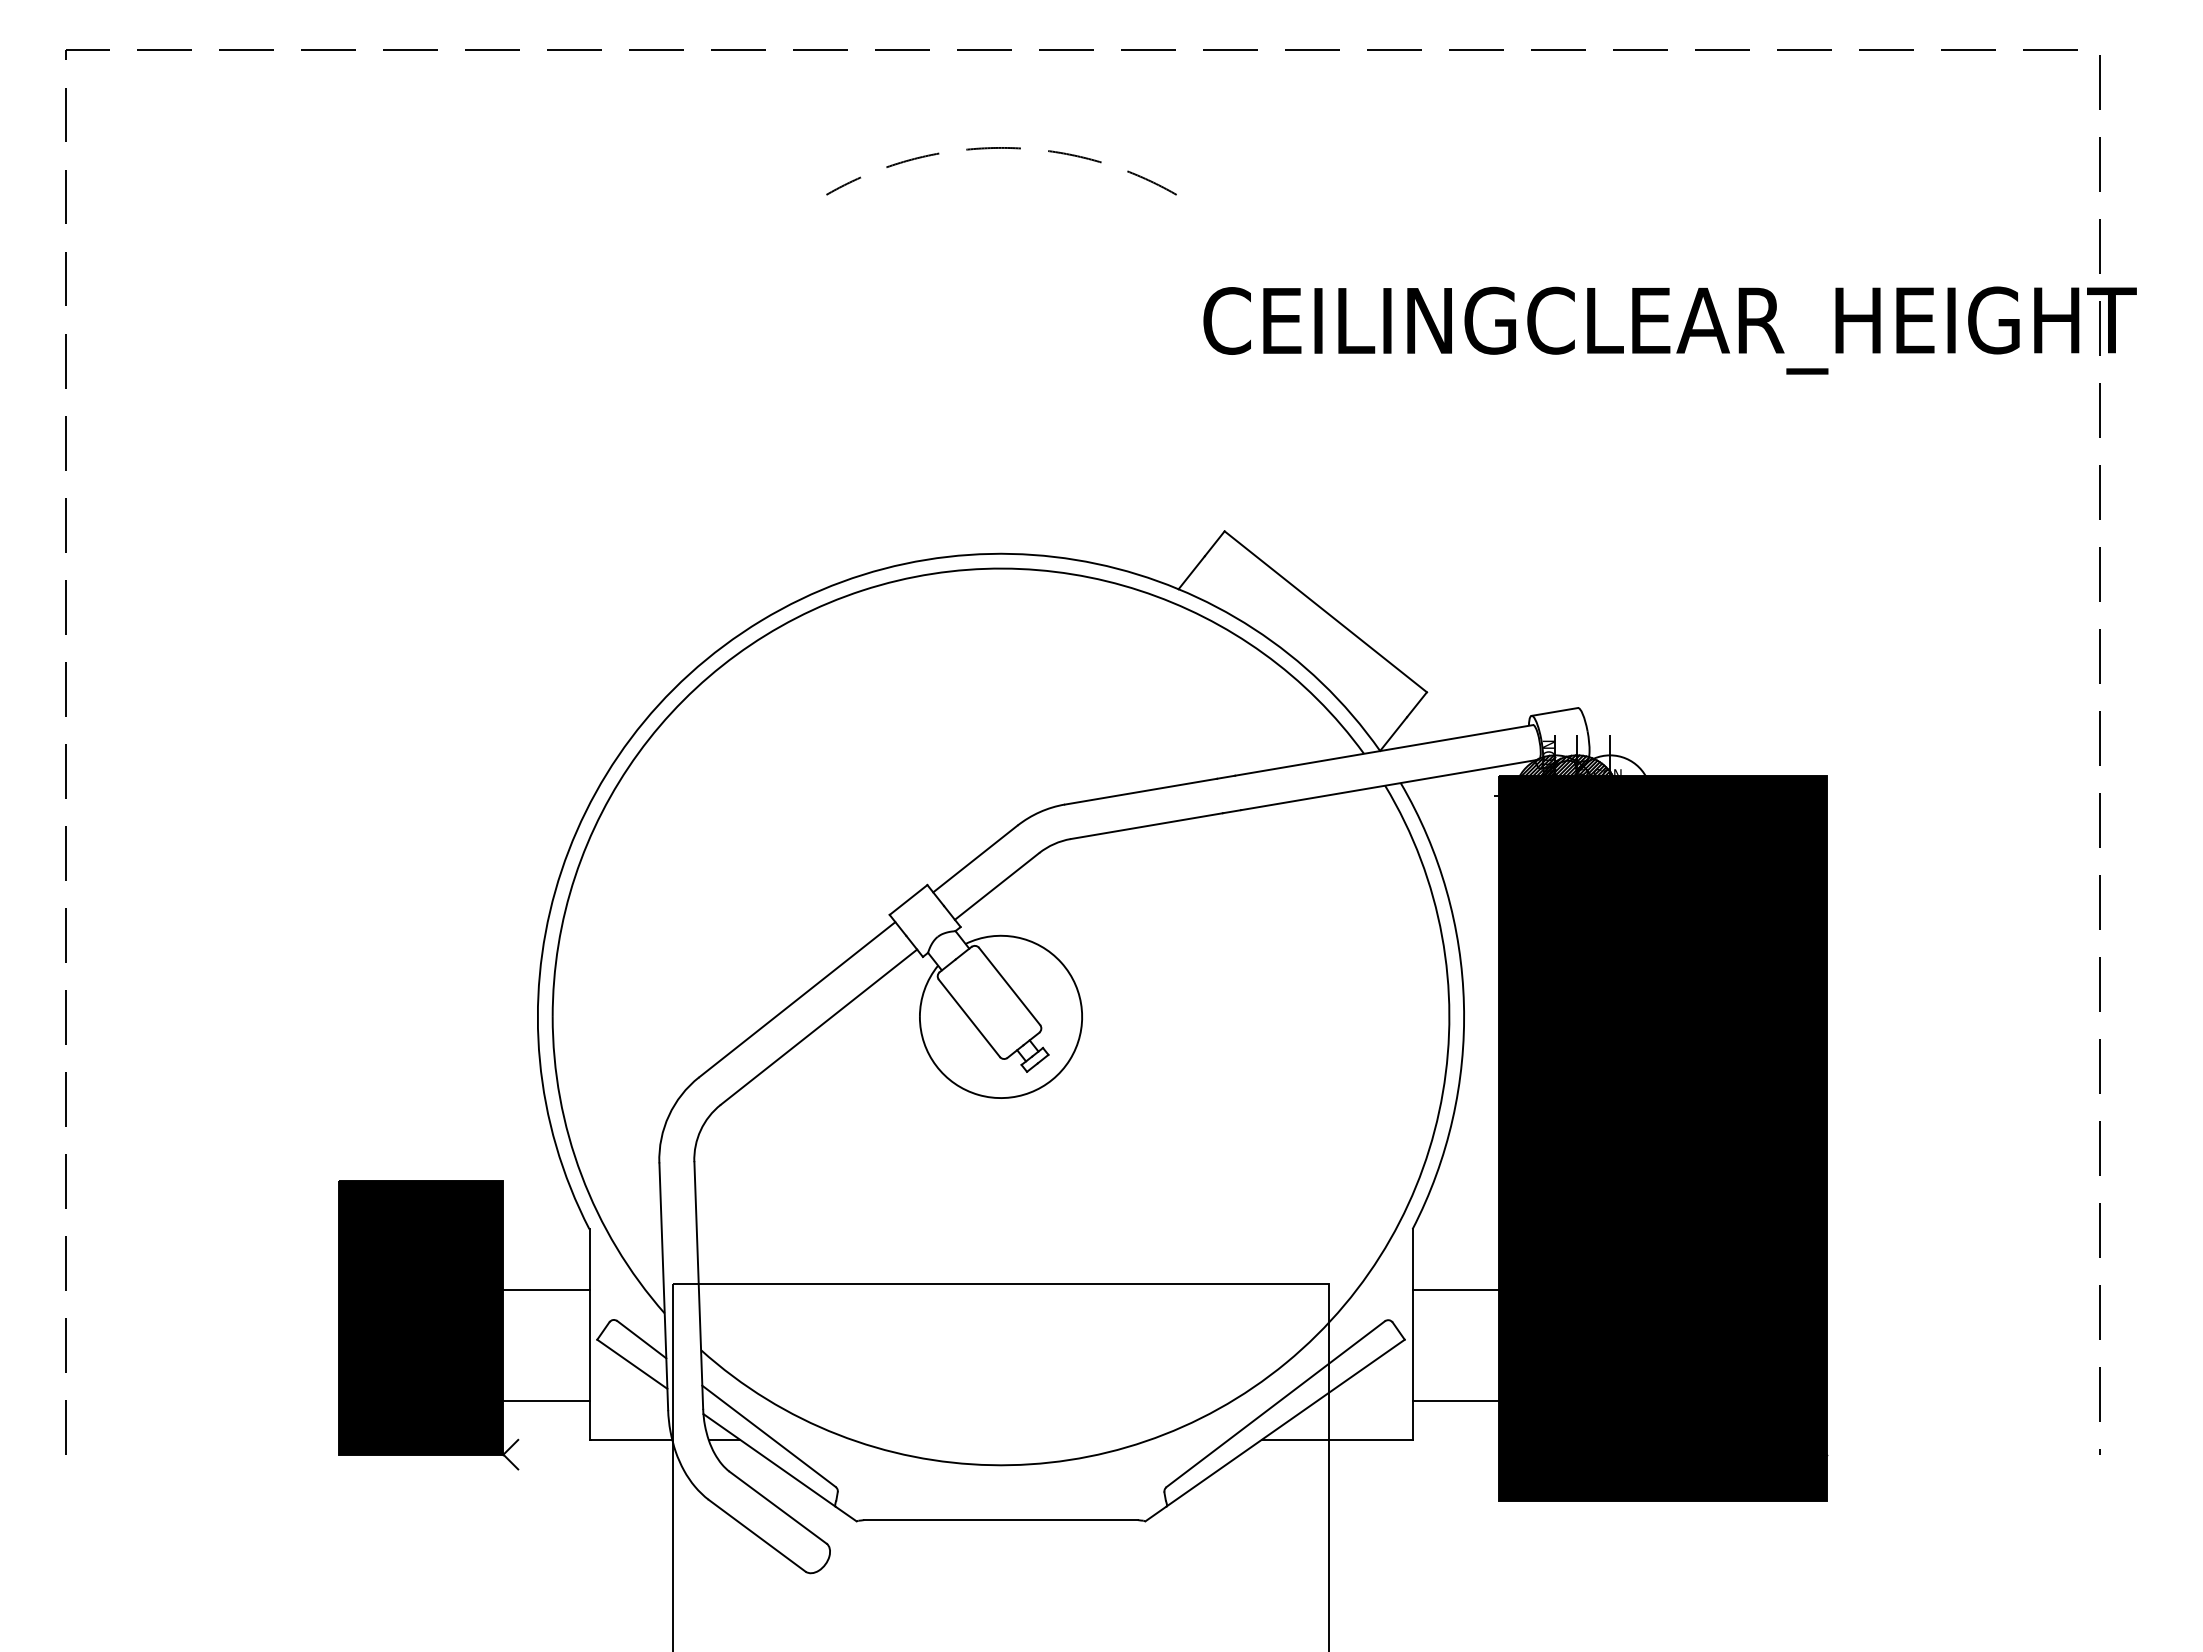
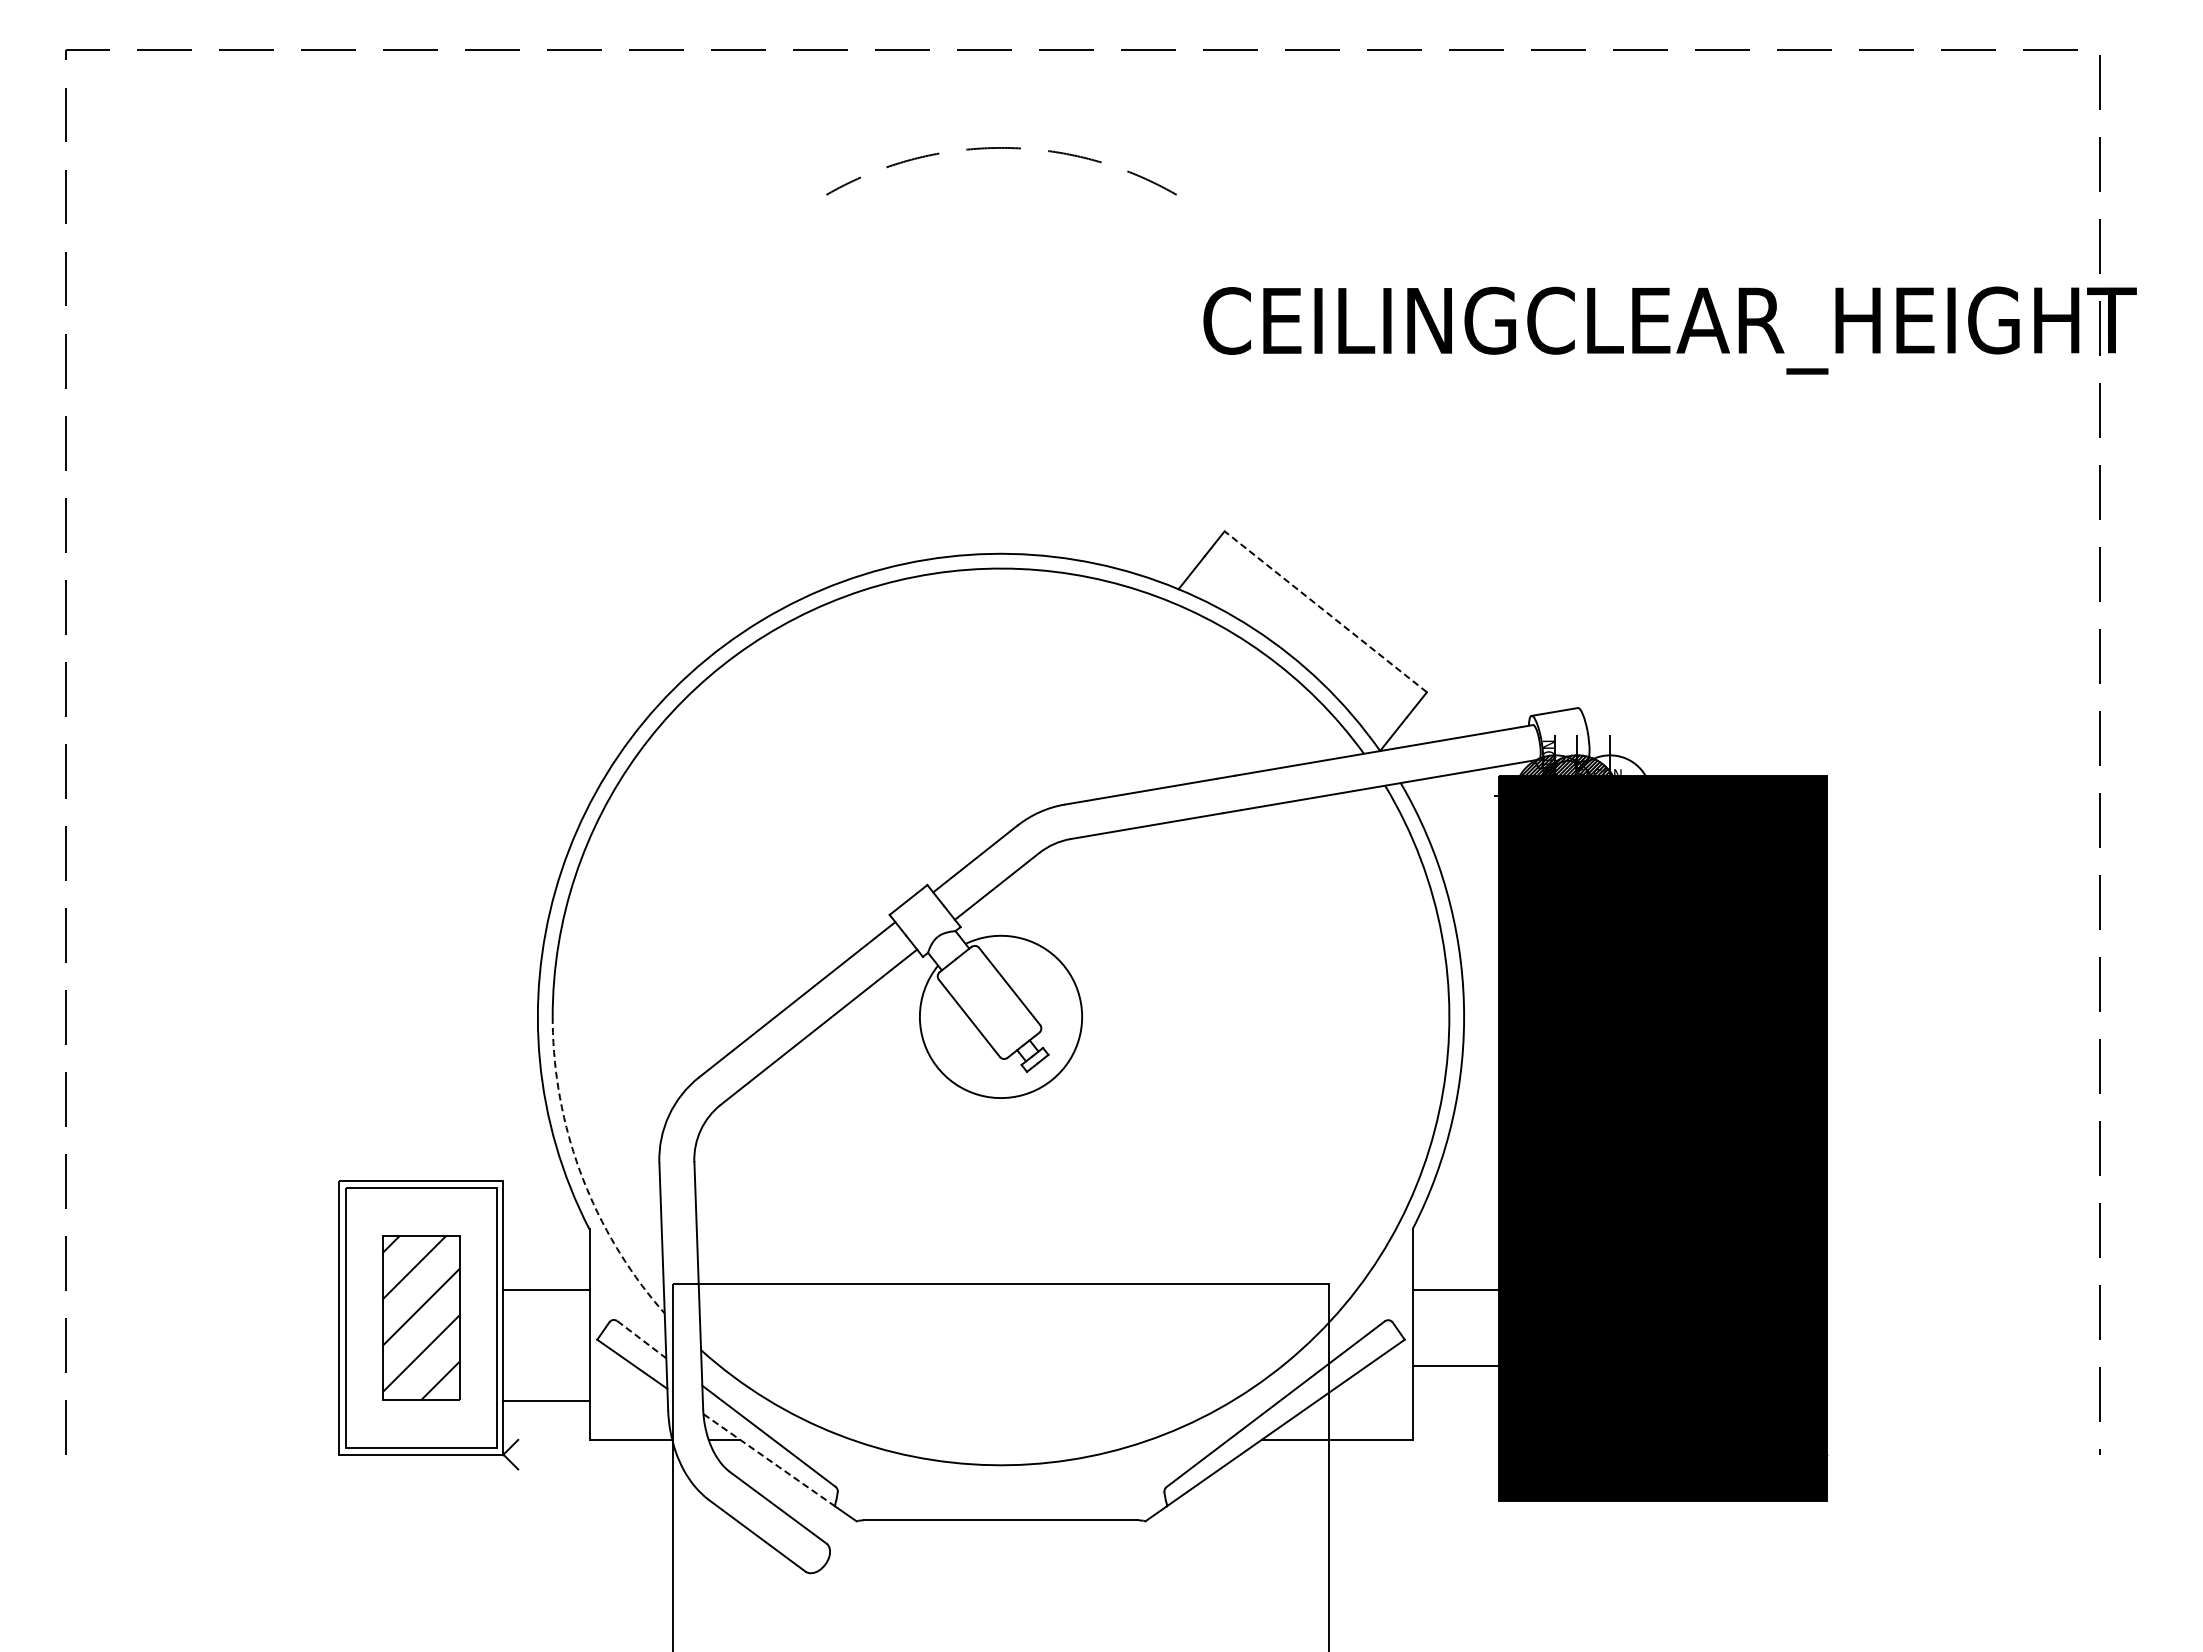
line: solid -> dashed (1325, 611)
arc: solid -> dashed (581, 1175)
fill: present -> none (421, 1317)
line: solid -> dashed (641, 1339)
line position: (1455, 1400) -> (1455, 1365) (1455, 1365)
line: solid -> dashed (769, 1460)
